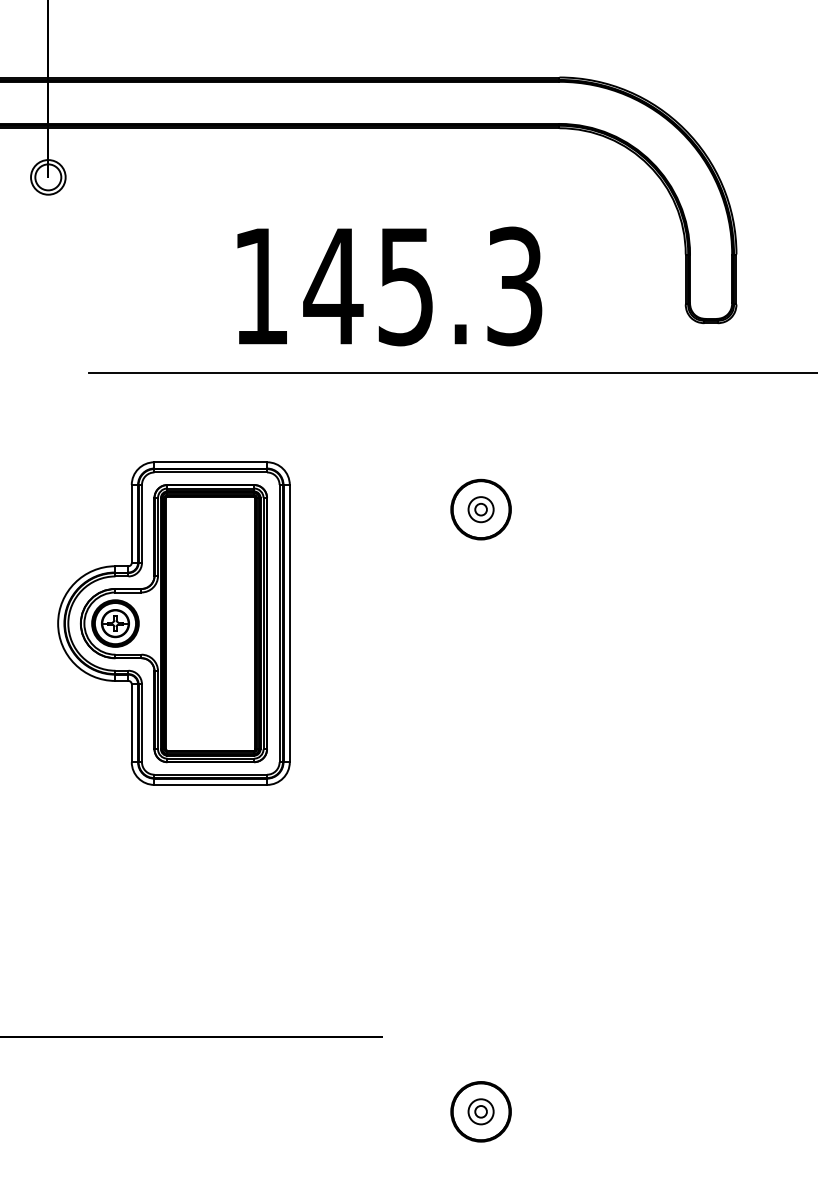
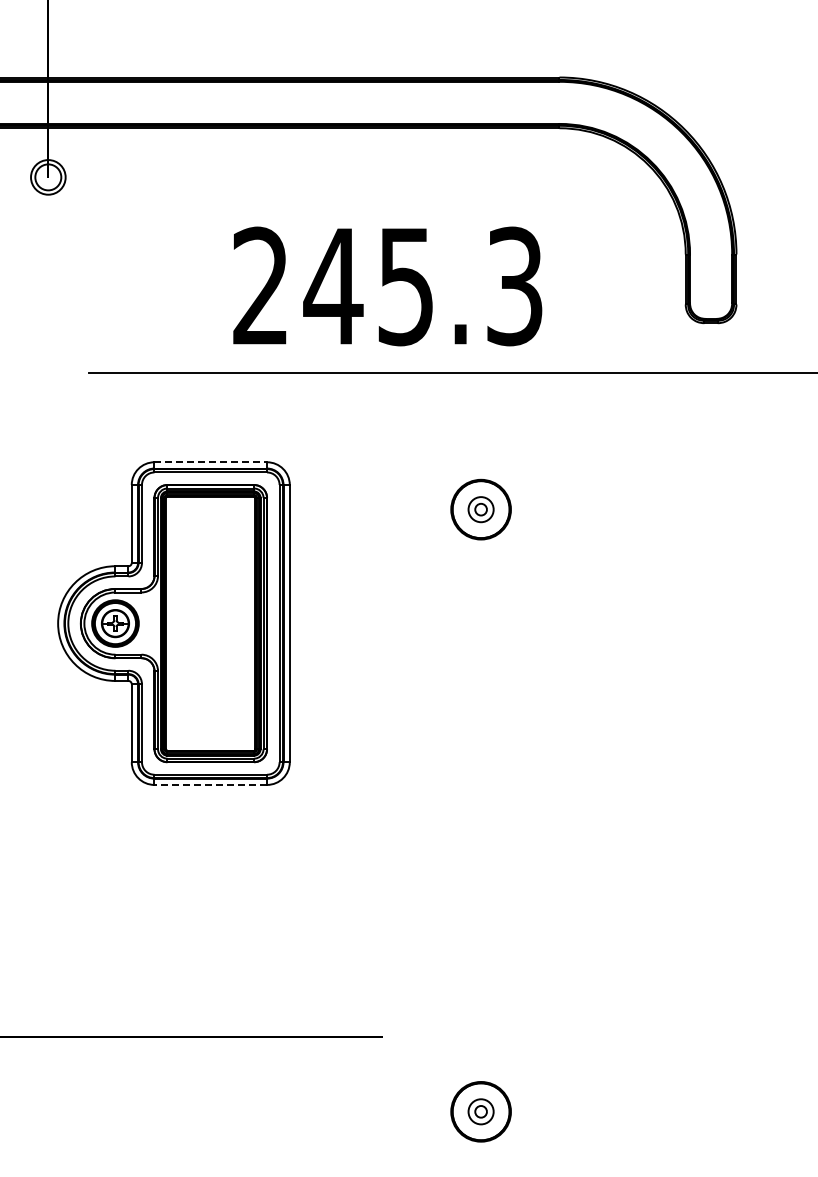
text: 145.3 -> 245.3 (259, 285)
line: solid -> dashed (211, 462)
line: solid -> dashed (210, 784)
